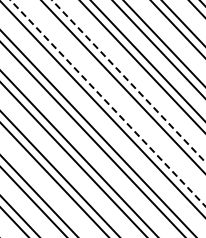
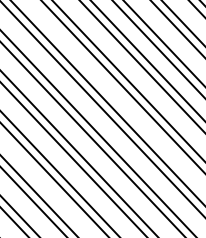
line: dashed -> solid (128, 80)
line: dashed -> solid (107, 103)
